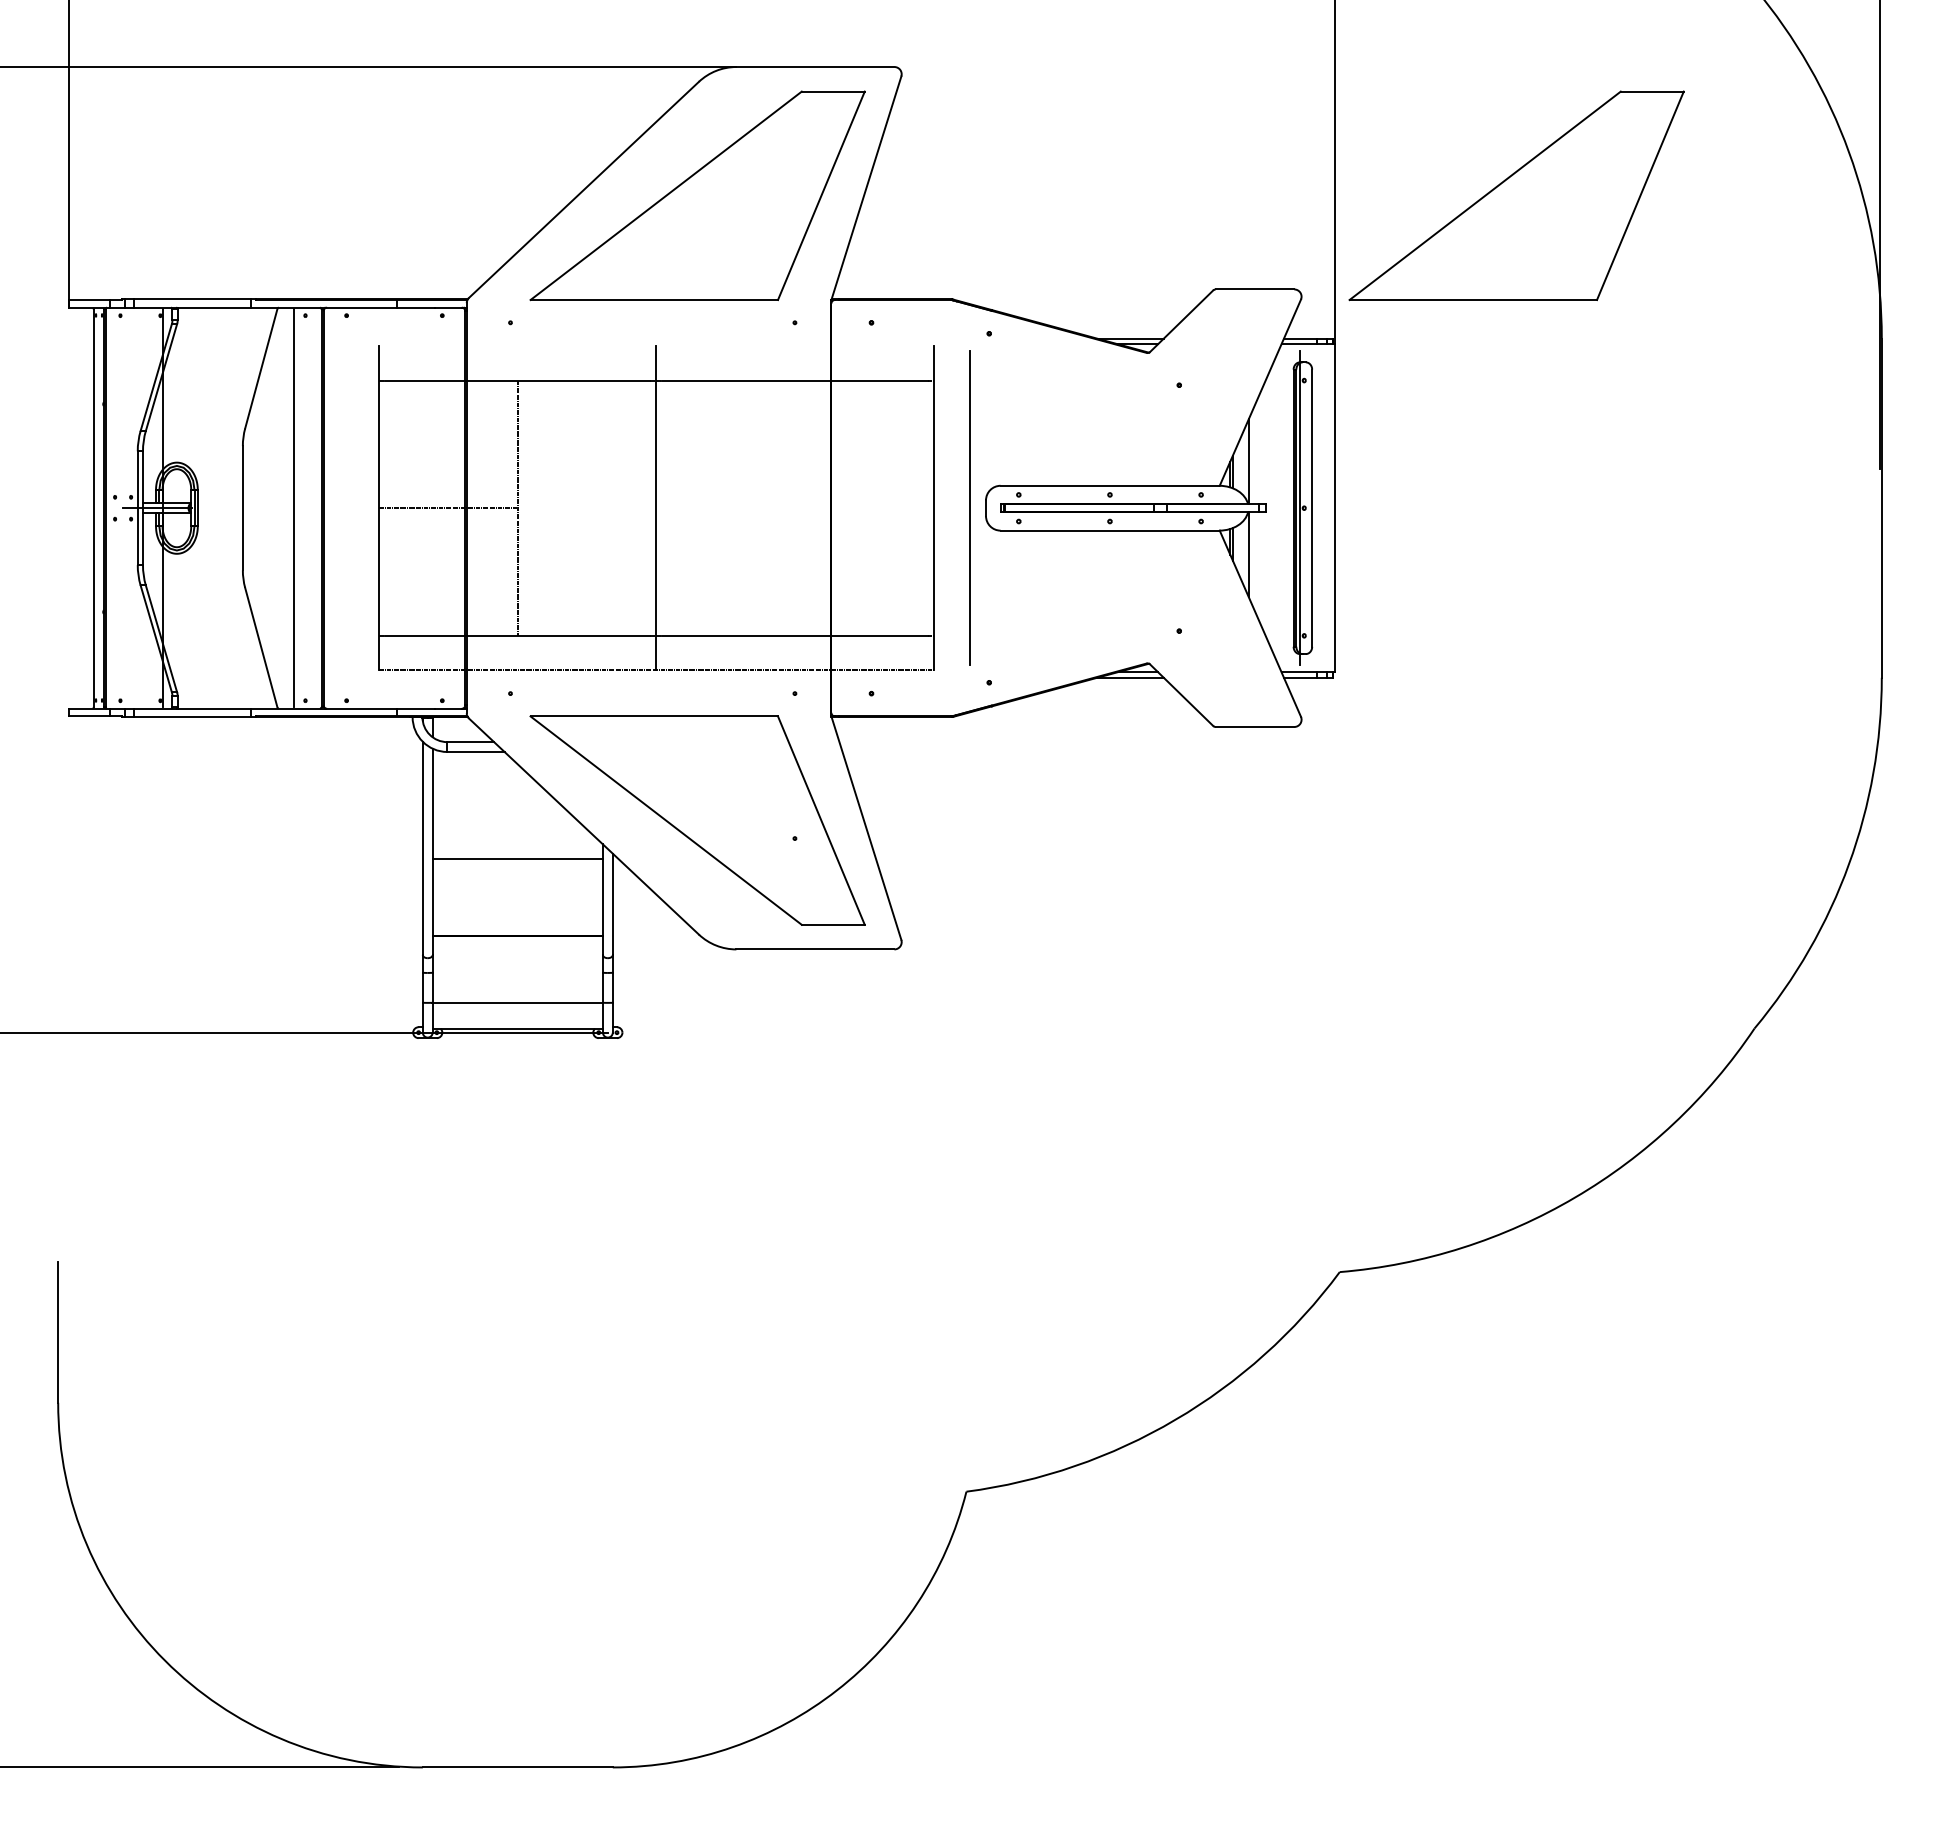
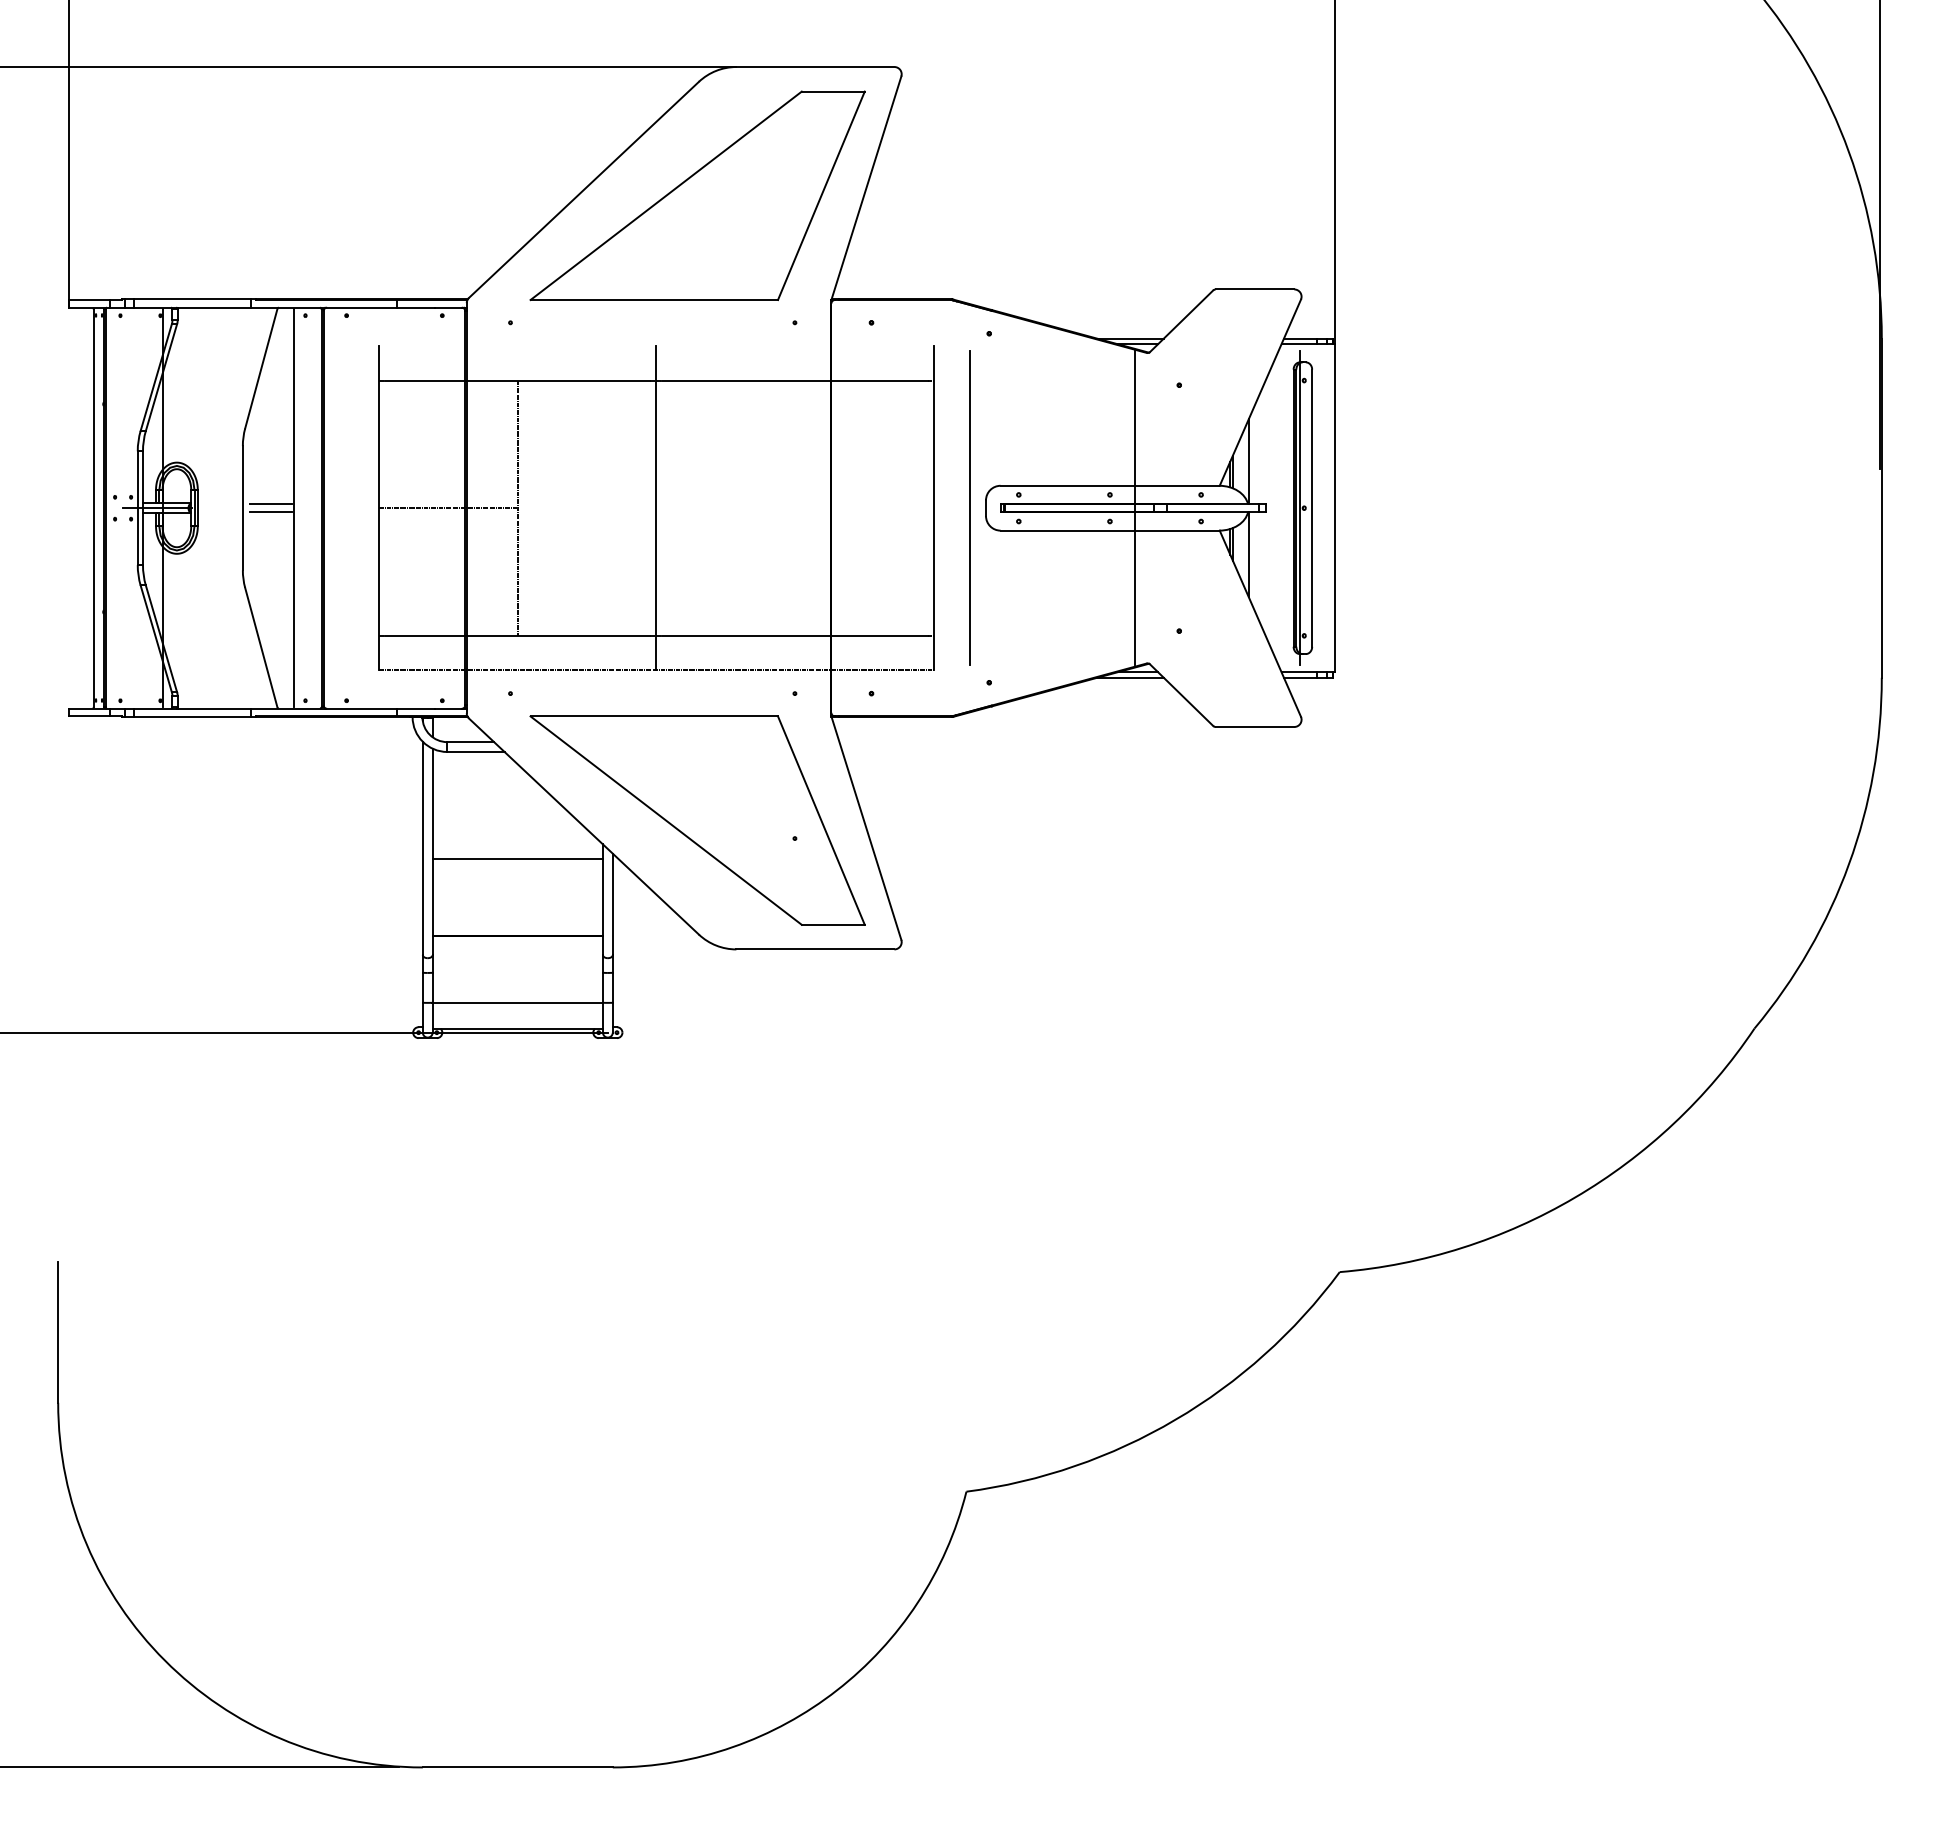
part: present -> none (1516, 195)
line: none -> present (270, 504)
line: none -> present (1134, 508)
line: none -> present (270, 511)
